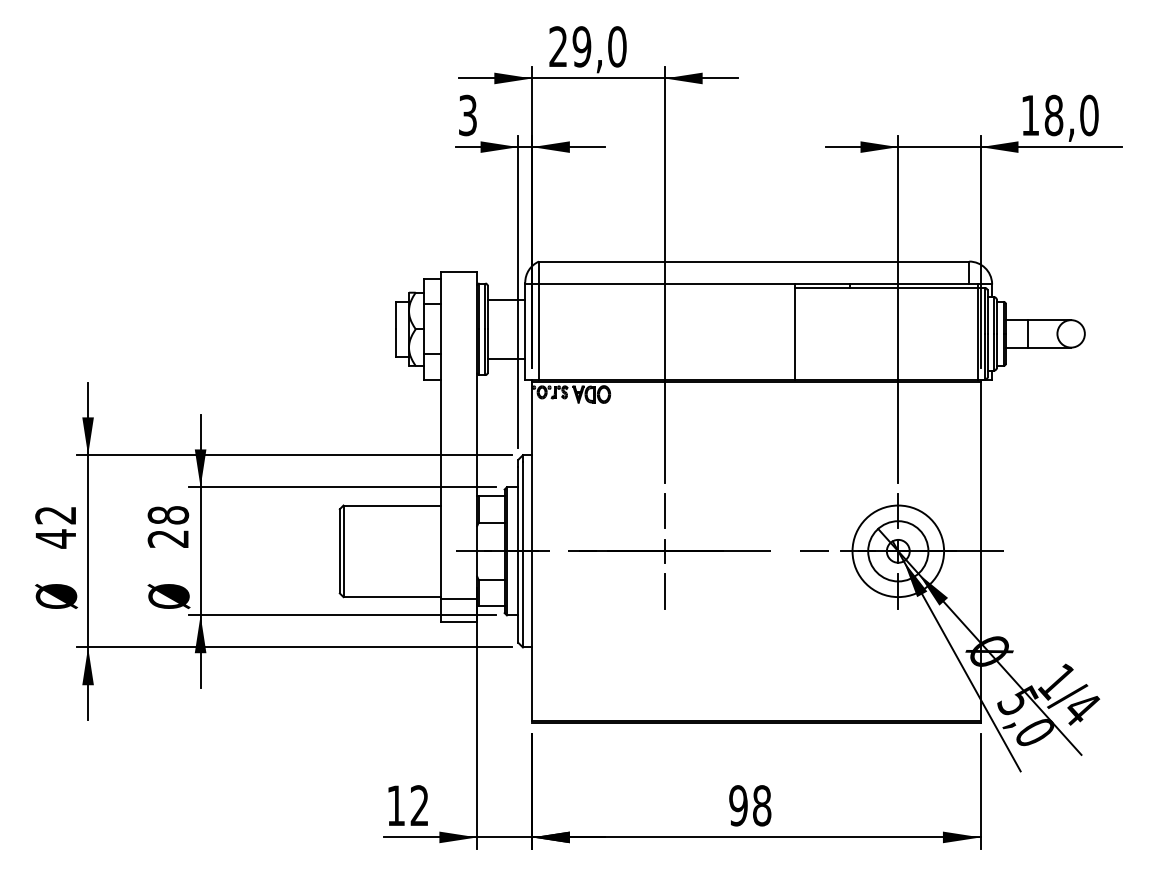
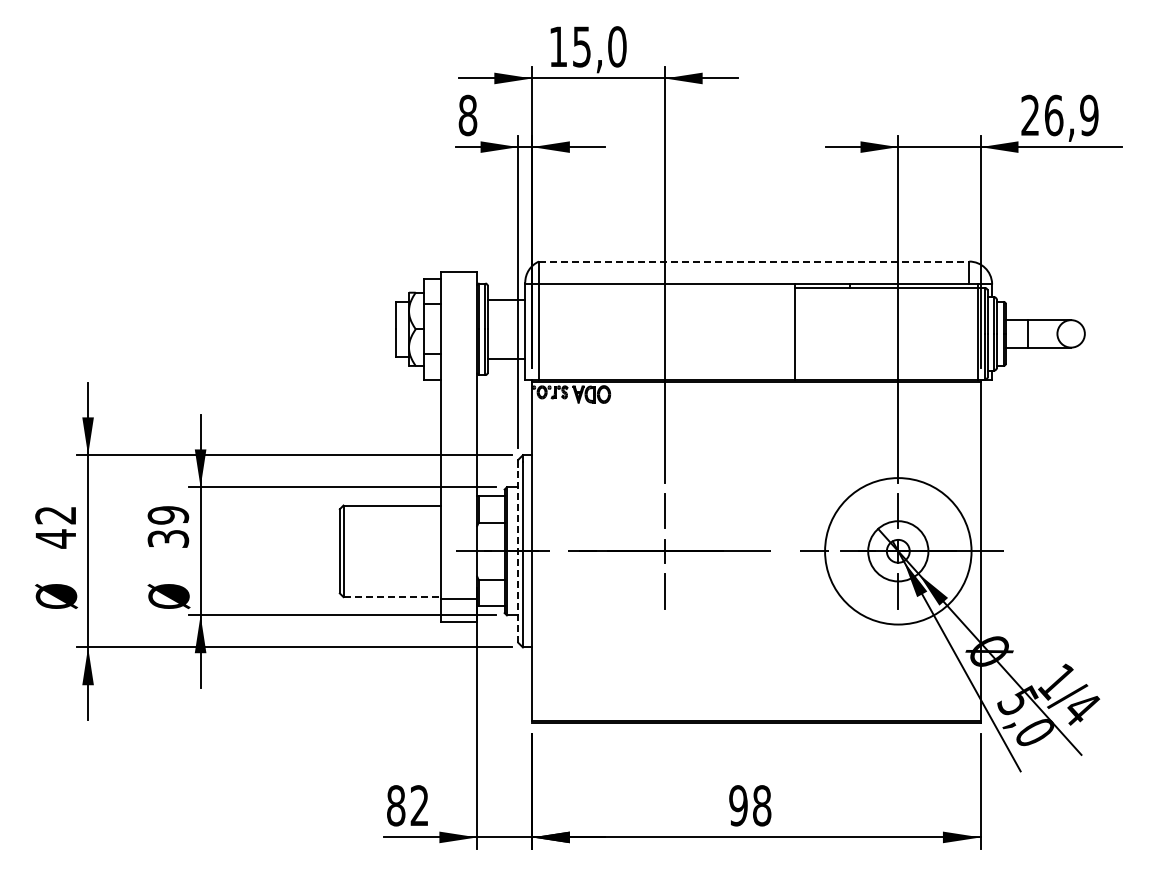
text: 29,0 -> 15,0 (570, 46)
text: 3 -> 8 (467, 115)
text: 18,0 -> 26,9 (1059, 115)
line: solid -> dashed (754, 261)
text: 28 -> 39 (168, 526)
circle diameter: 92 px -> 146 px (898, 551)
line: solid -> dashed (518, 554)
line: solid -> dashed (392, 597)
text: 12 -> 82 (396, 805)
